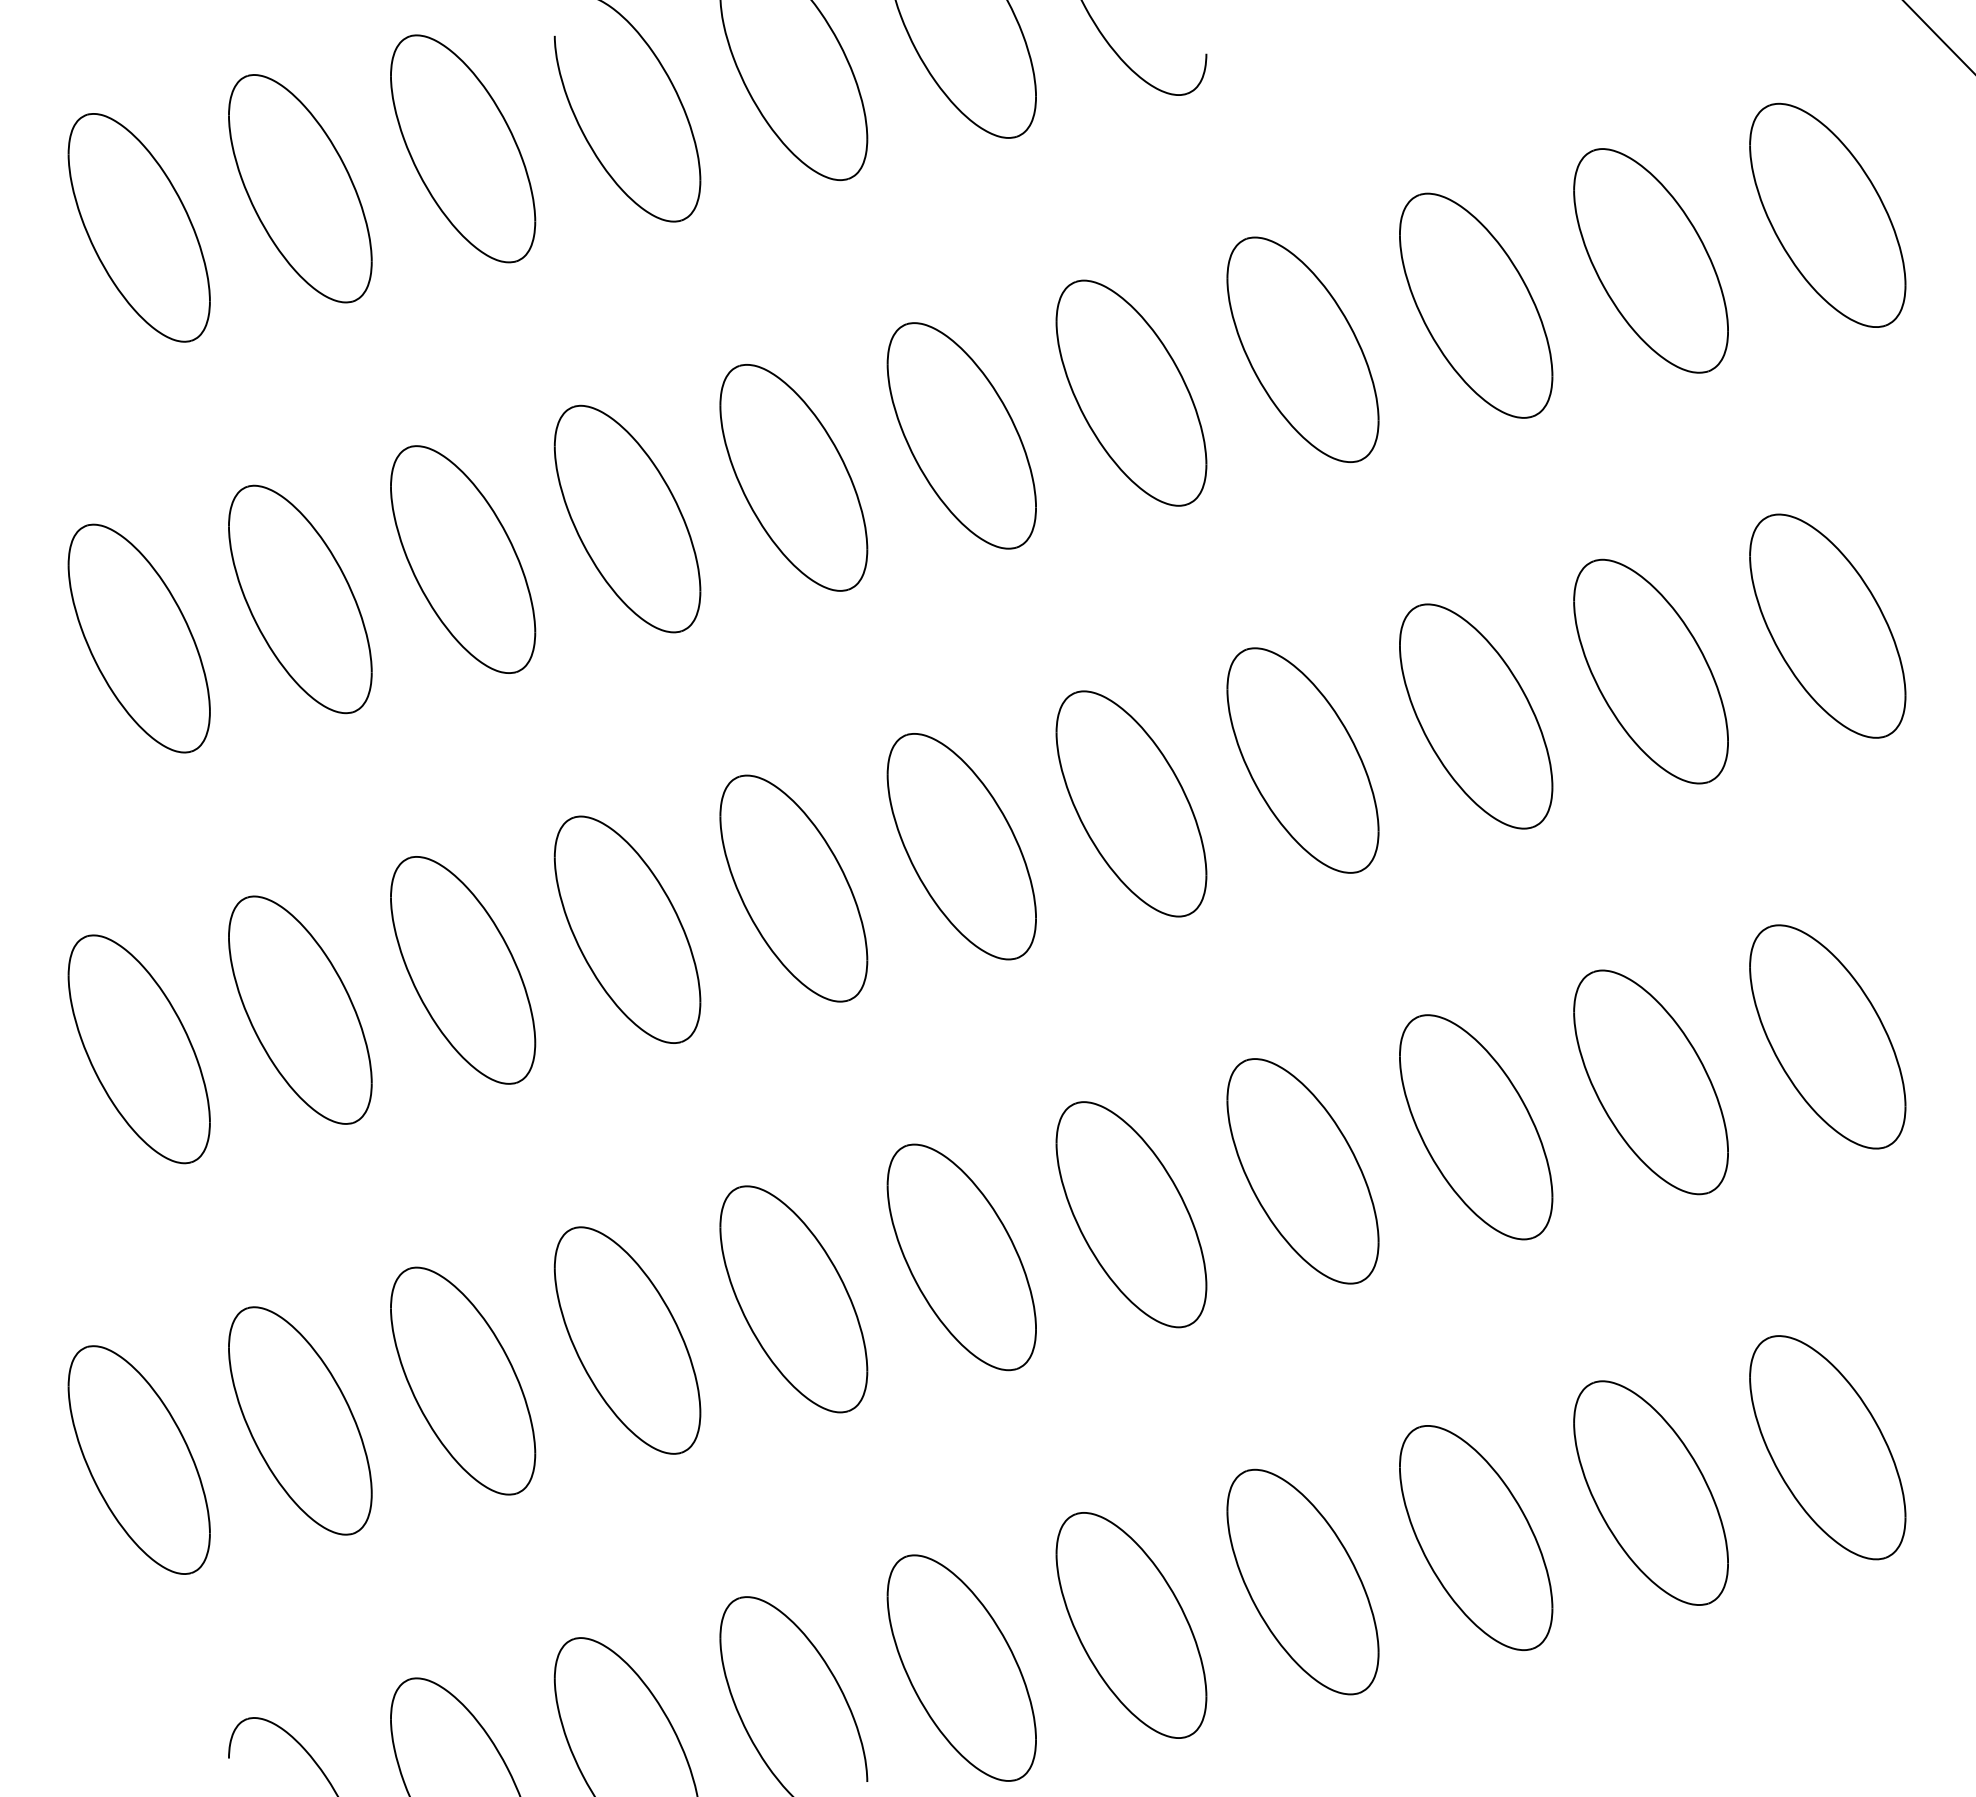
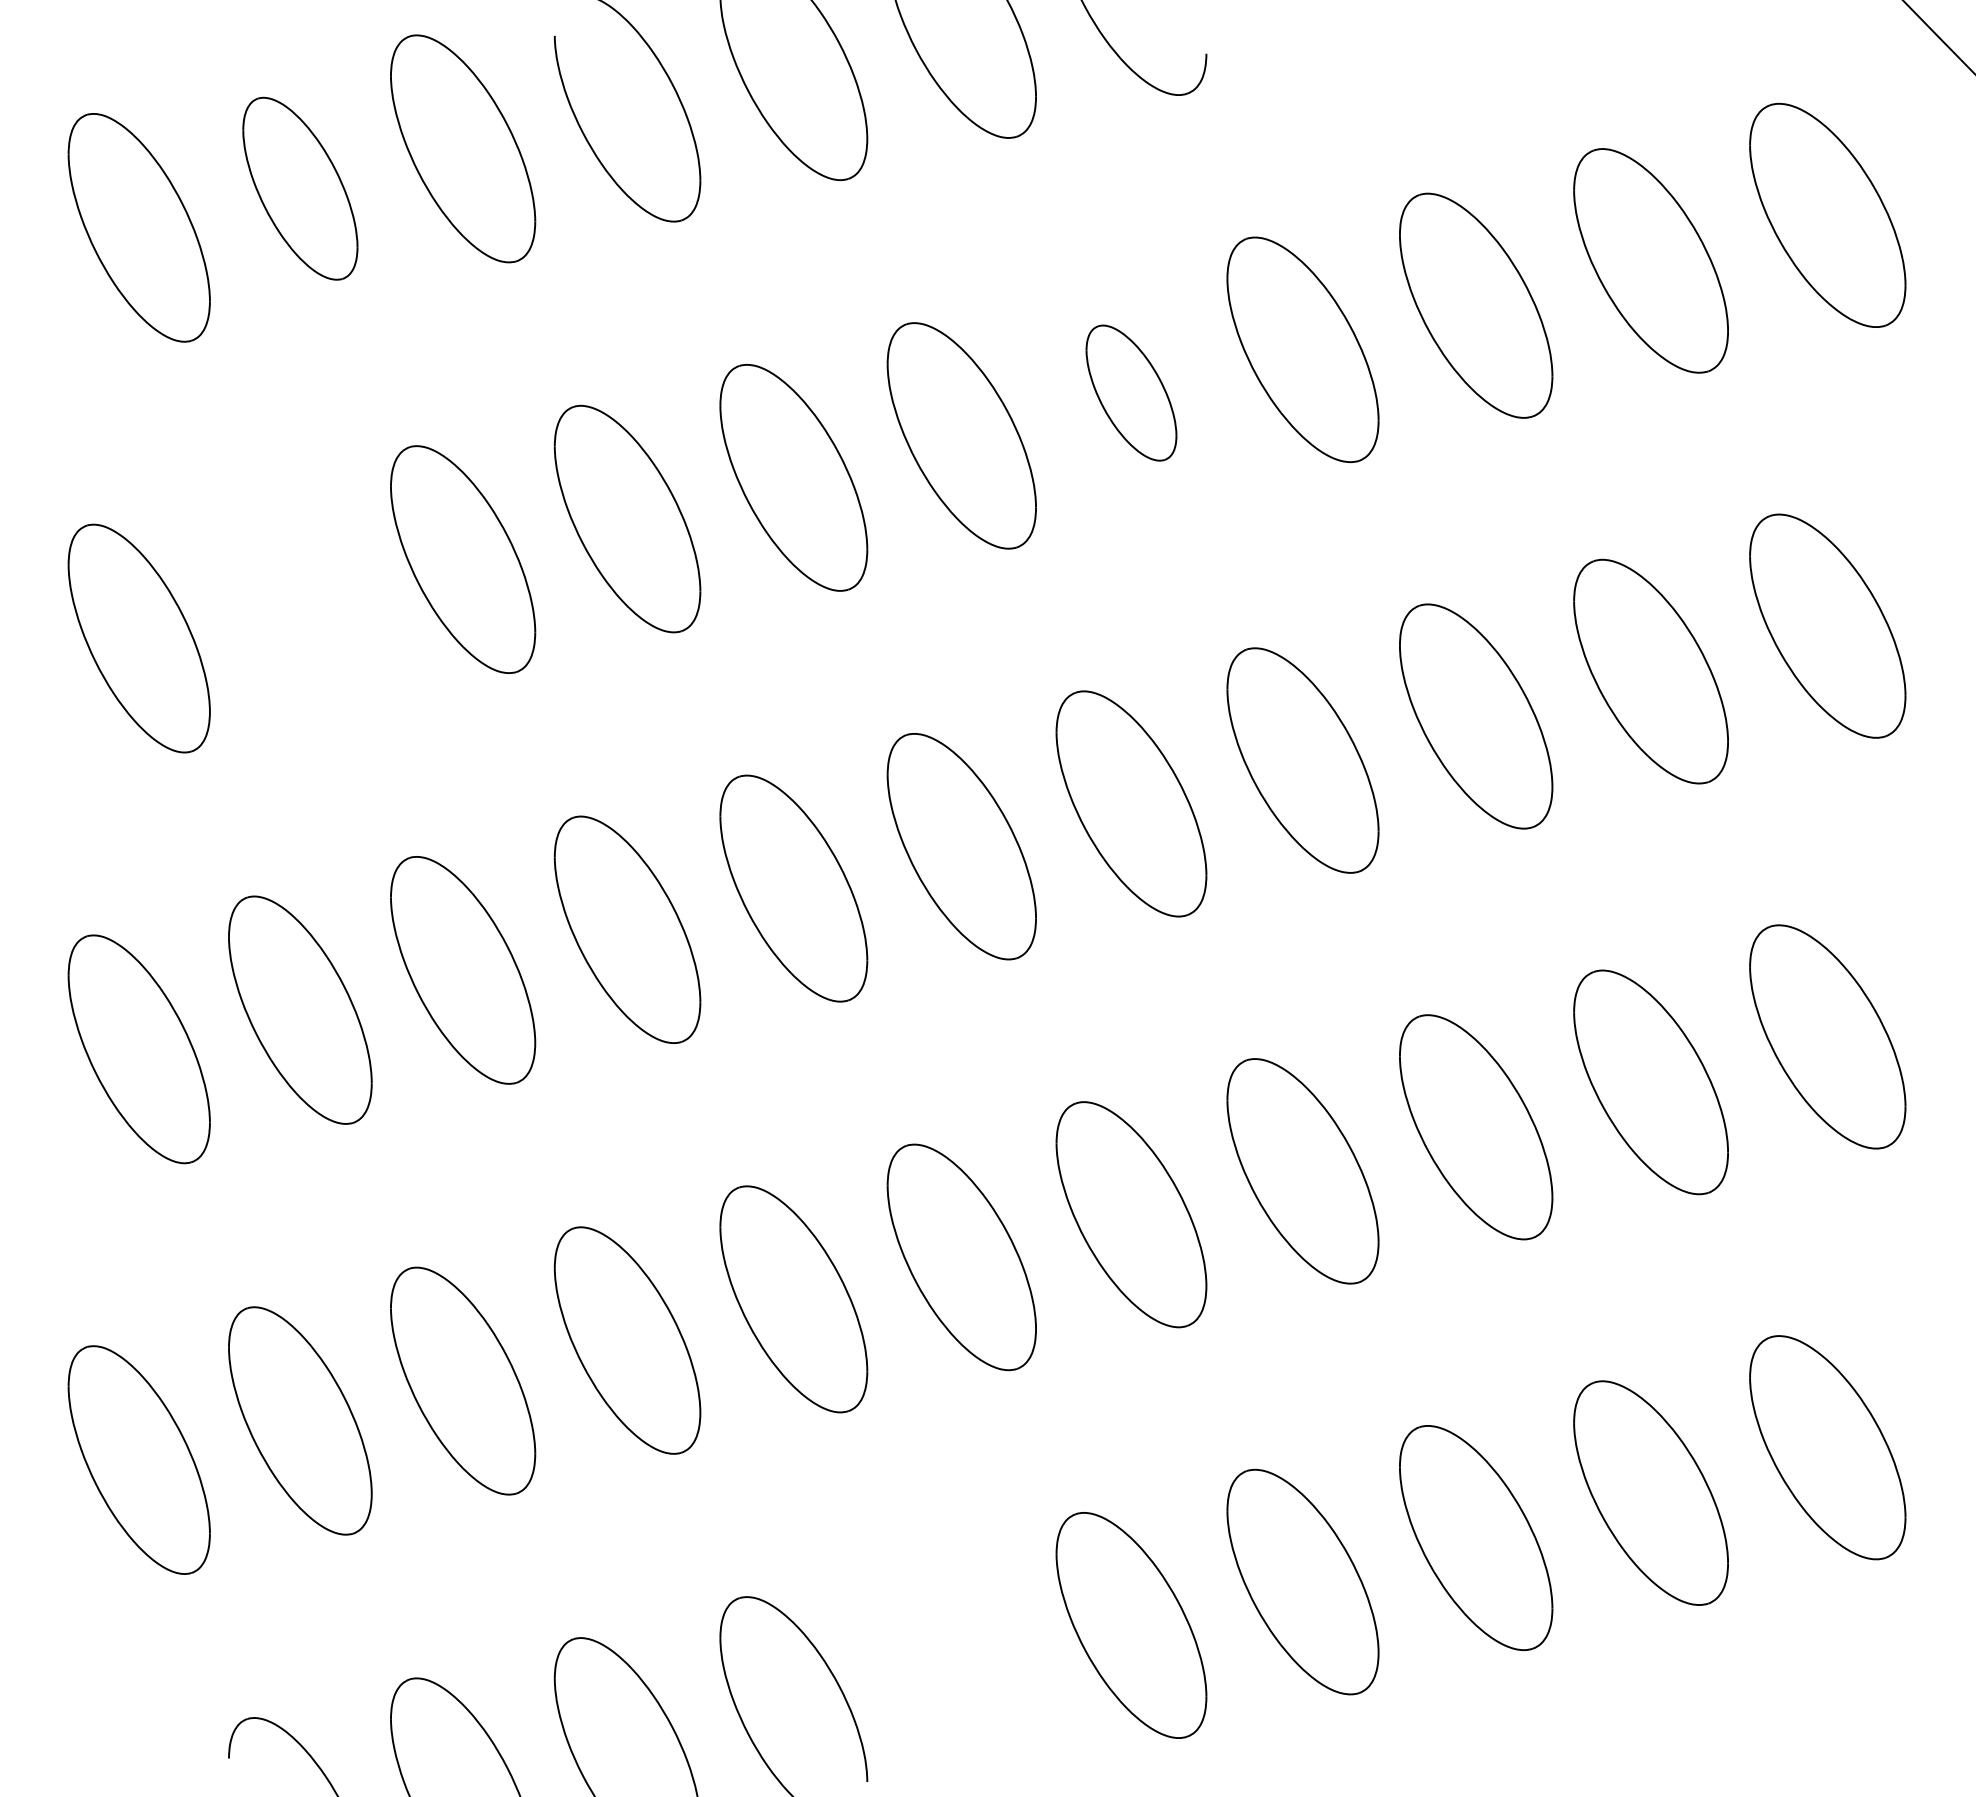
part size: 145x230 px -> 117x185 px (300, 188)
part size: 153x228 px -> 93x138 px (1131, 392)
part: present -> none (300, 599)
part: present -> none (961, 1667)
